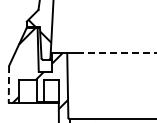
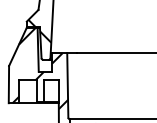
line: dashed -> solid (117, 53)
line: dashed -> solid (8, 84)
